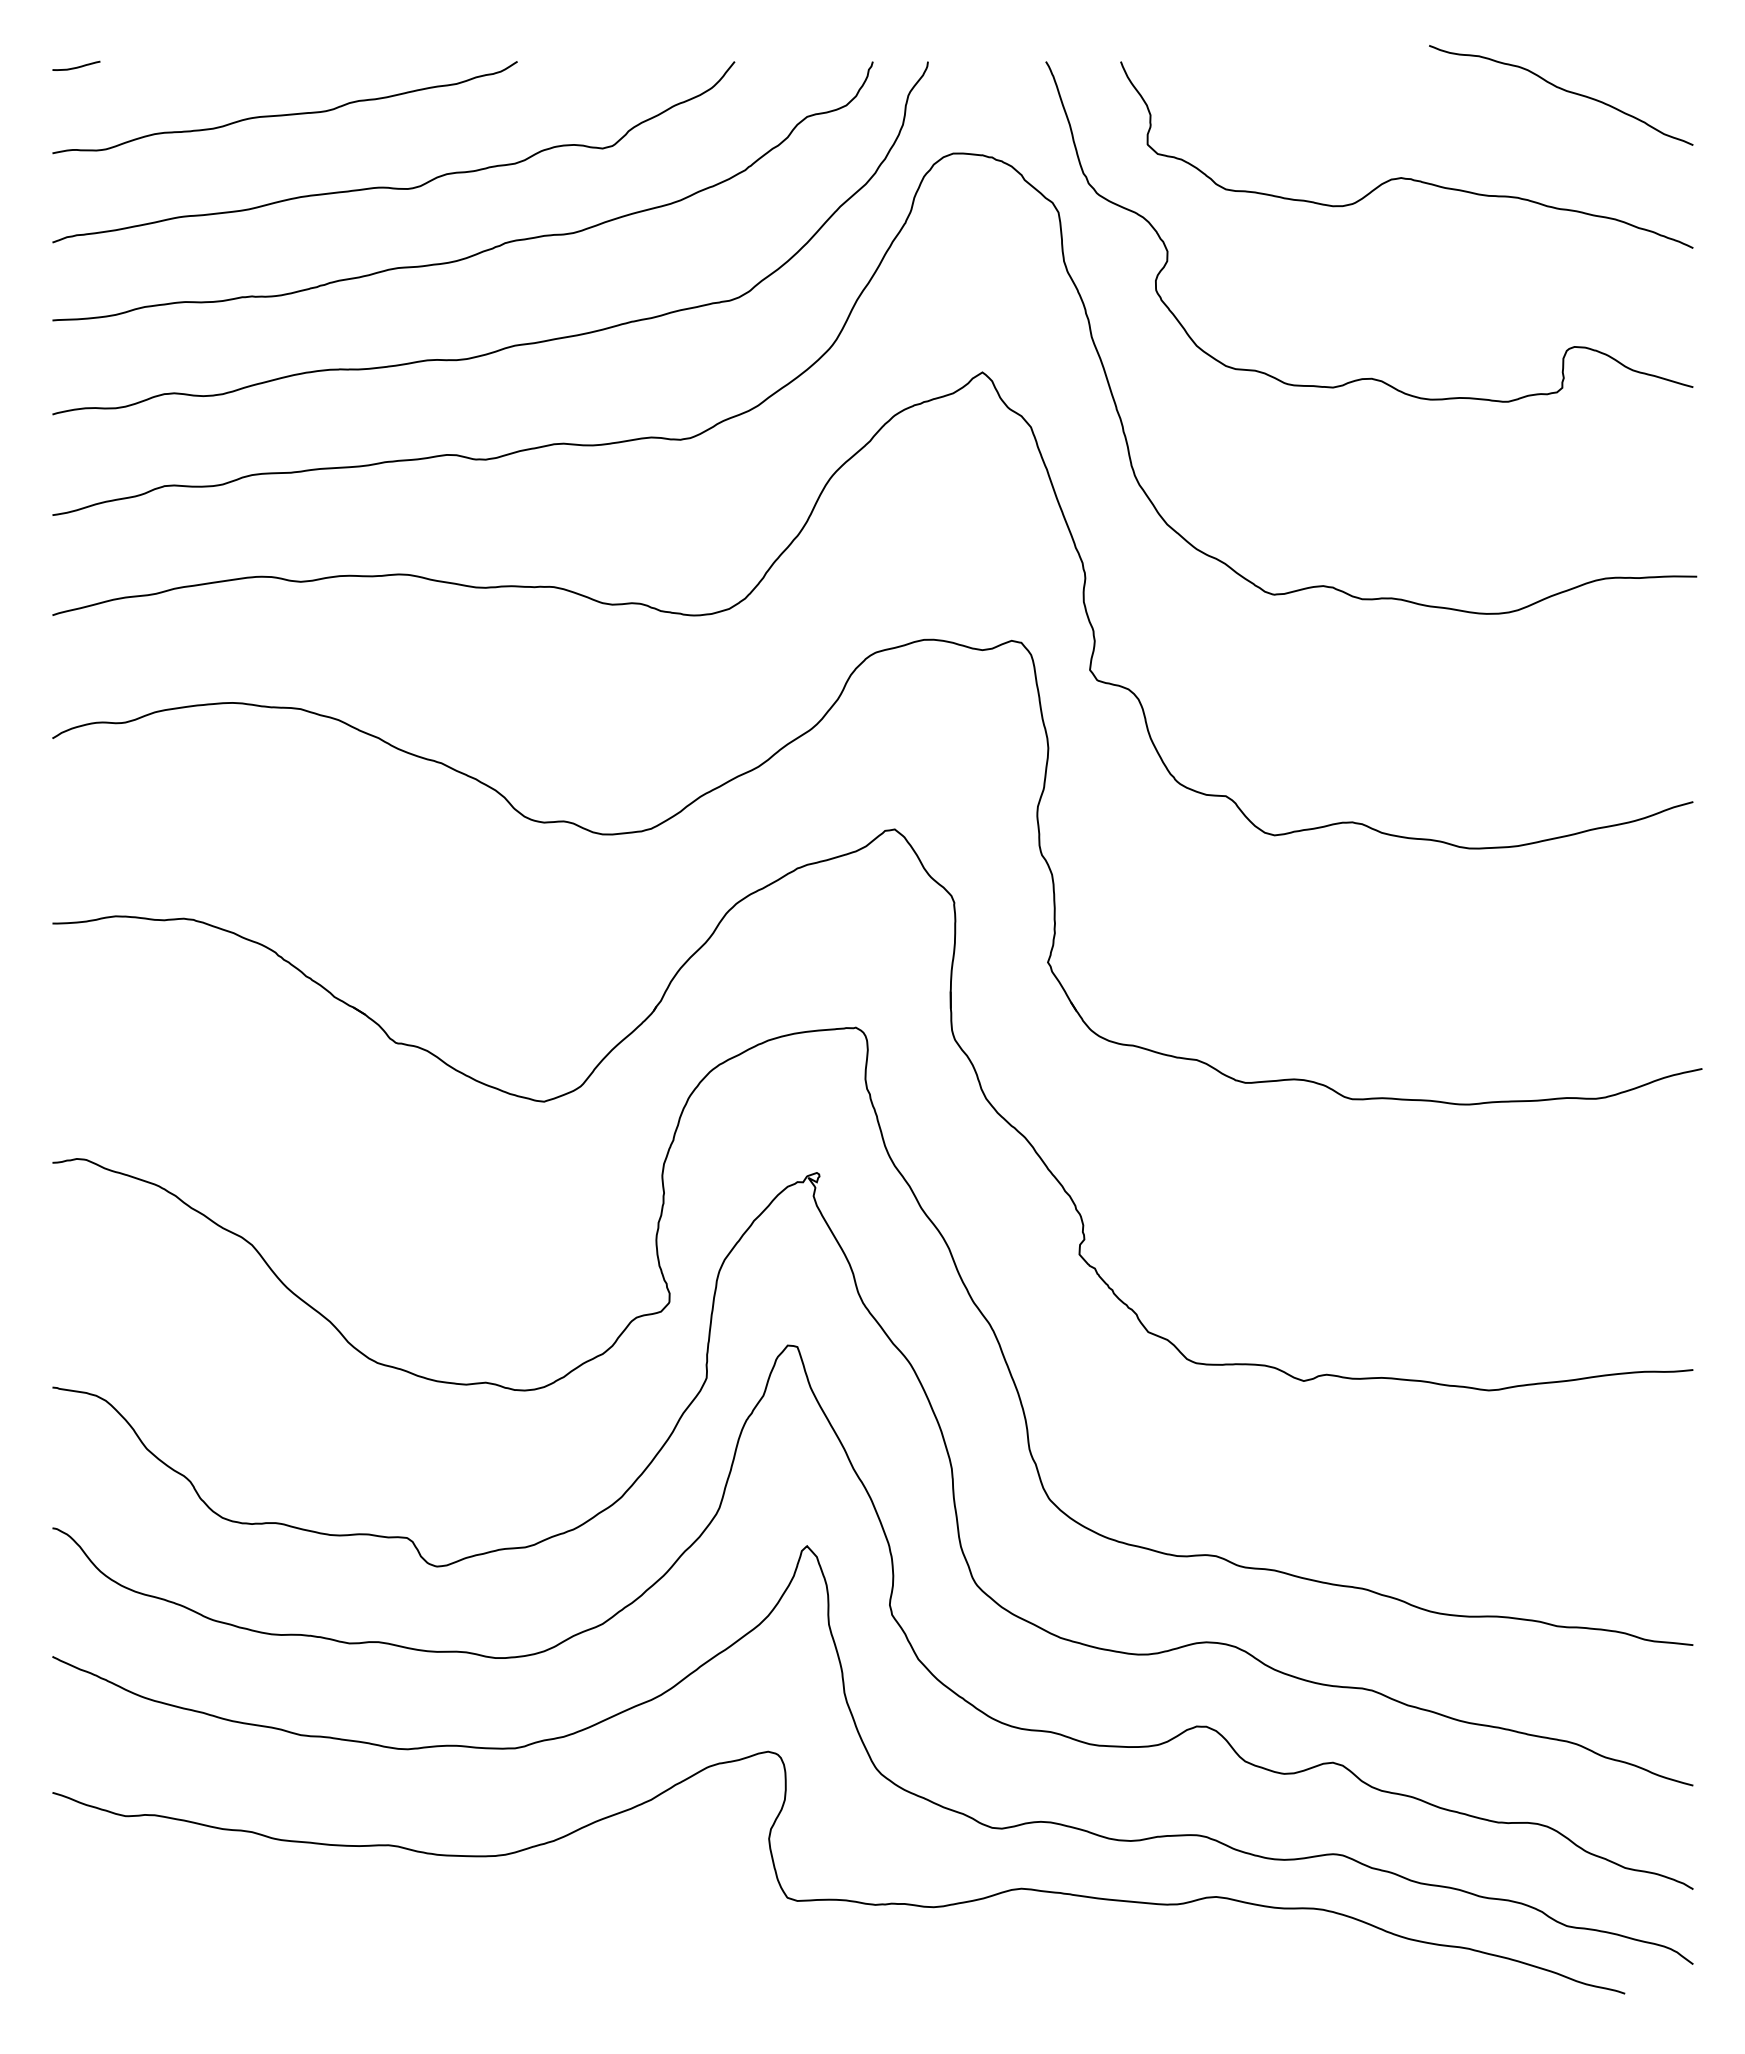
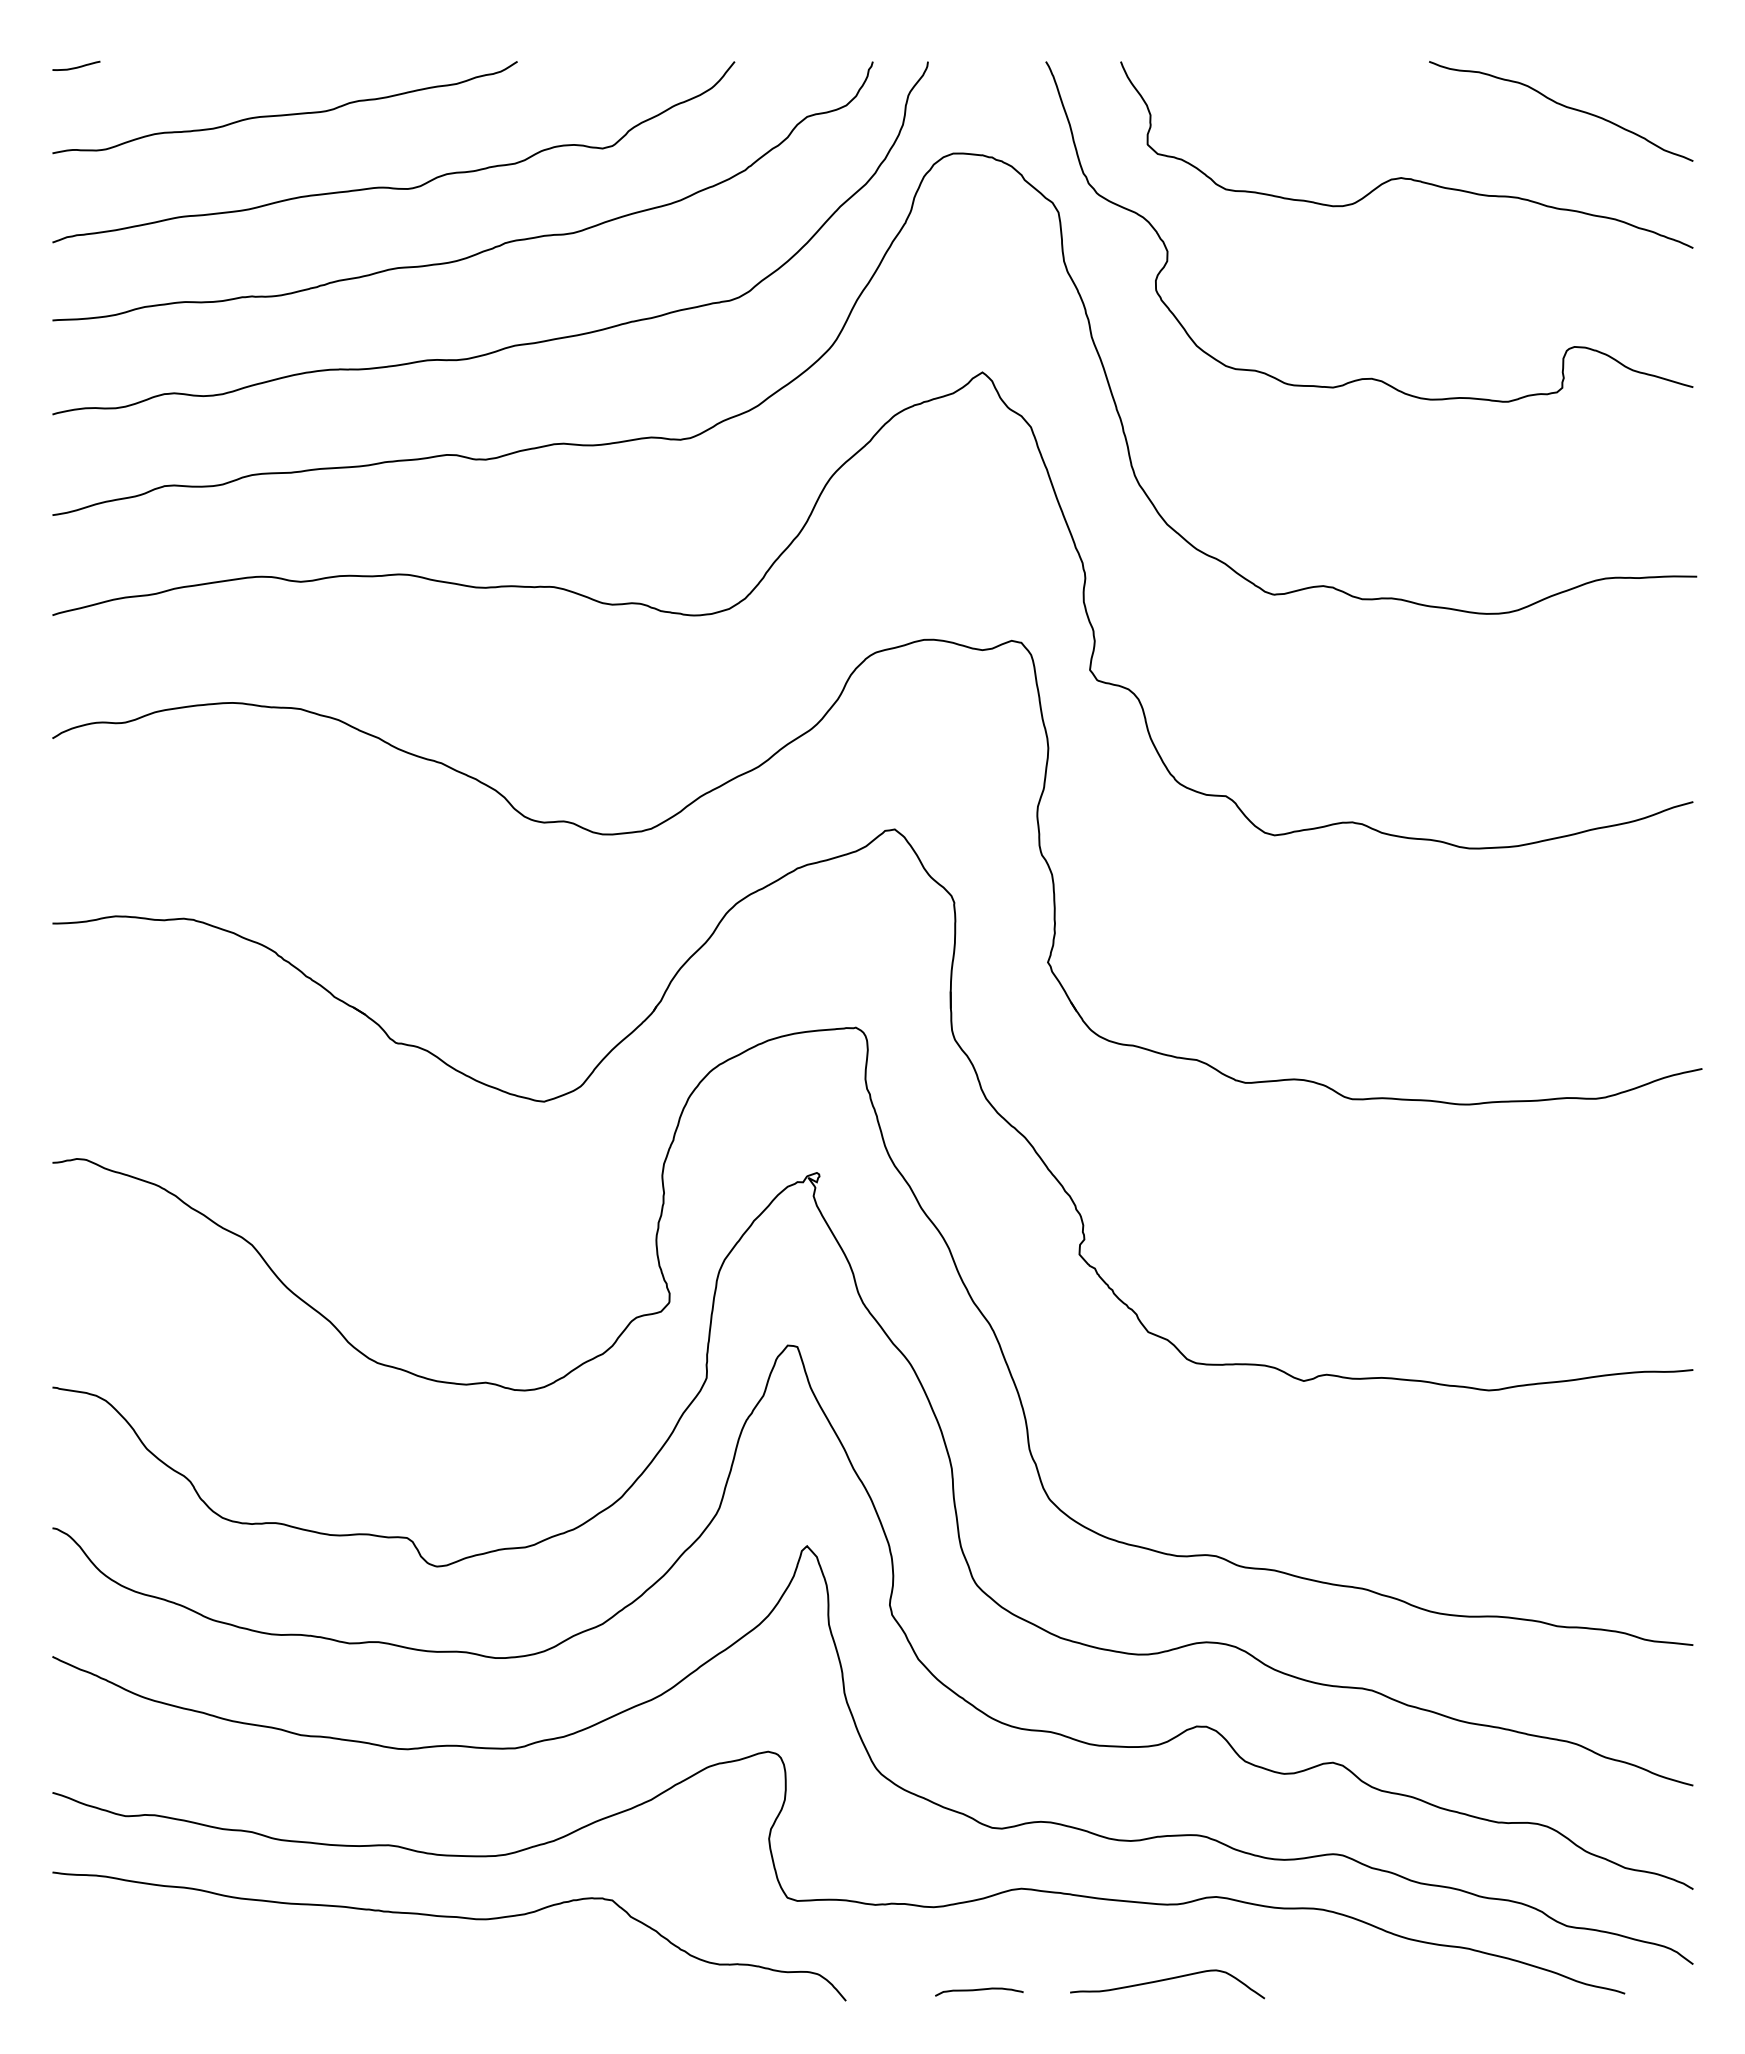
curve position: (1564, 91) -> (1564, 107) (1564, 107)
curve: none -> present (449, 1917)
curve: none -> present (1167, 1980)
curve: none -> present (979, 1990)
